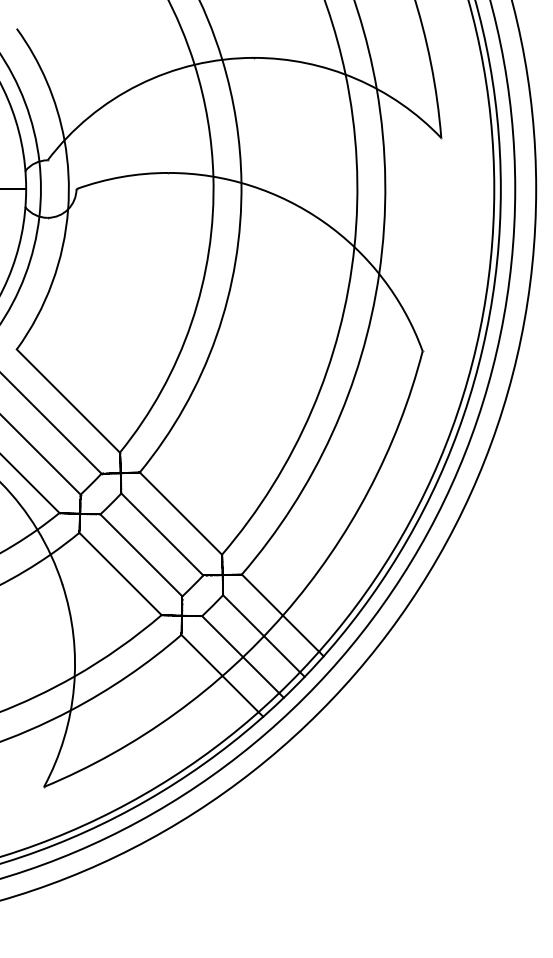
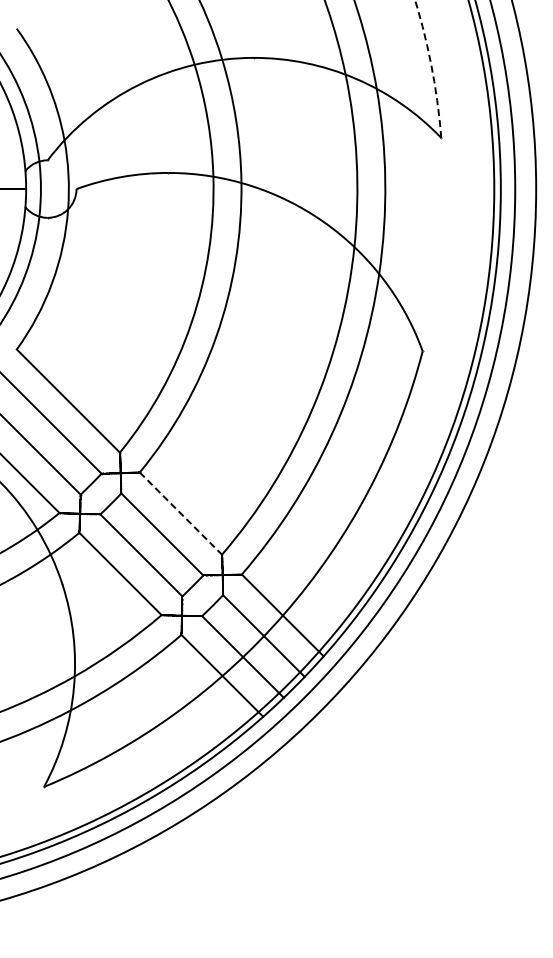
arc: solid -> dashed (431, 67)
line: solid -> dashed (181, 513)
